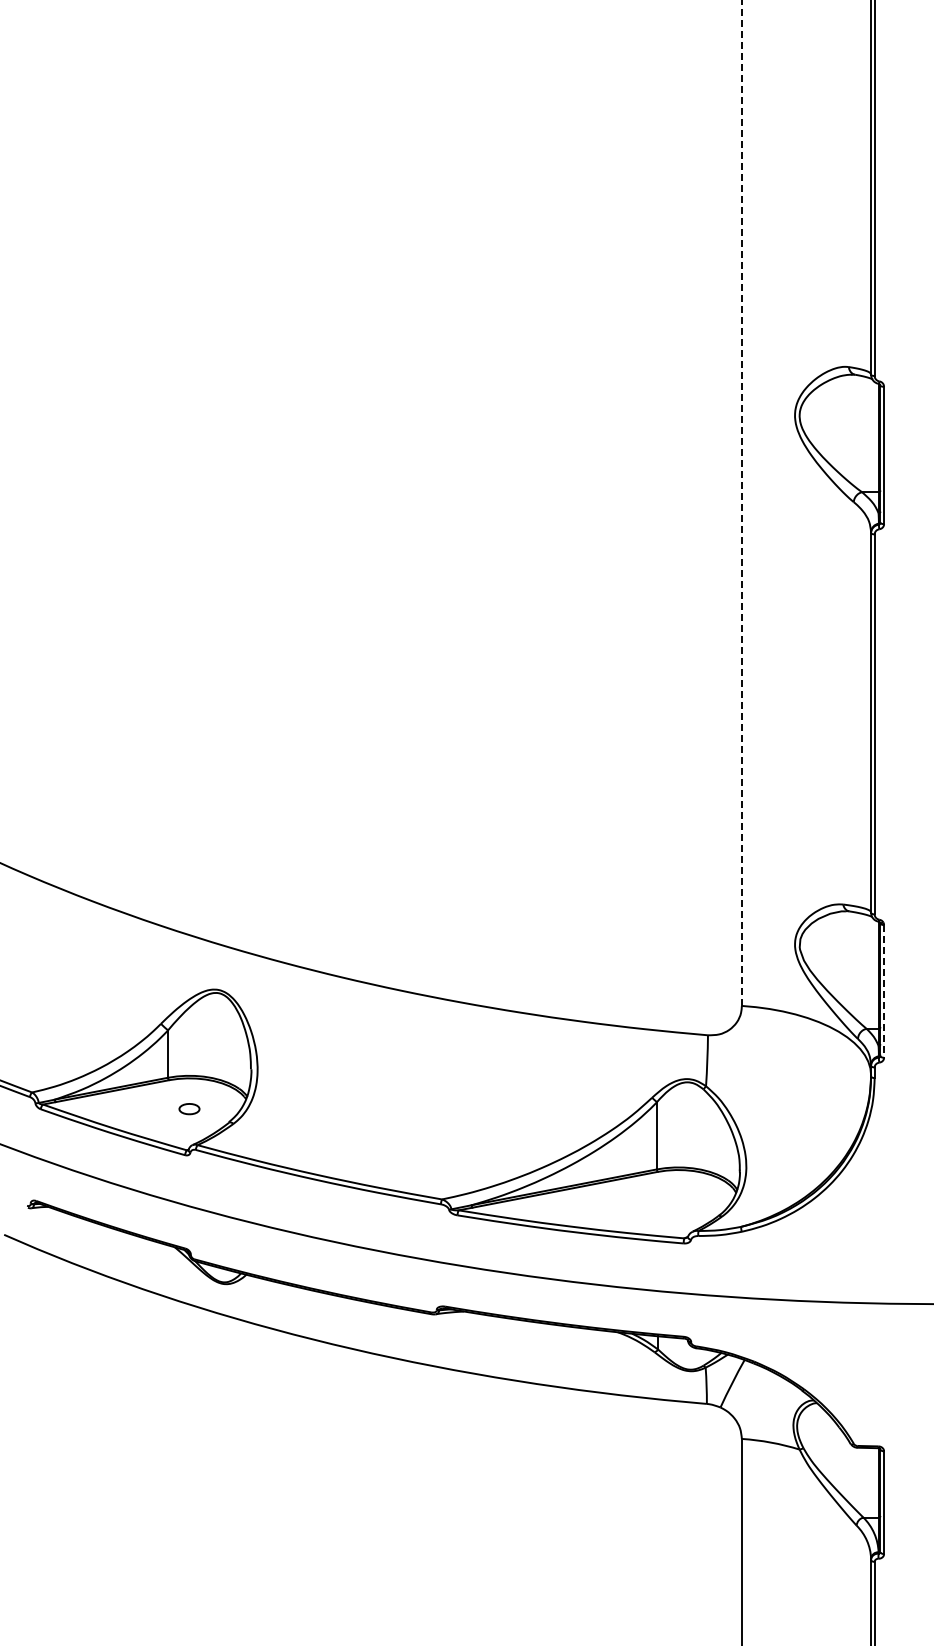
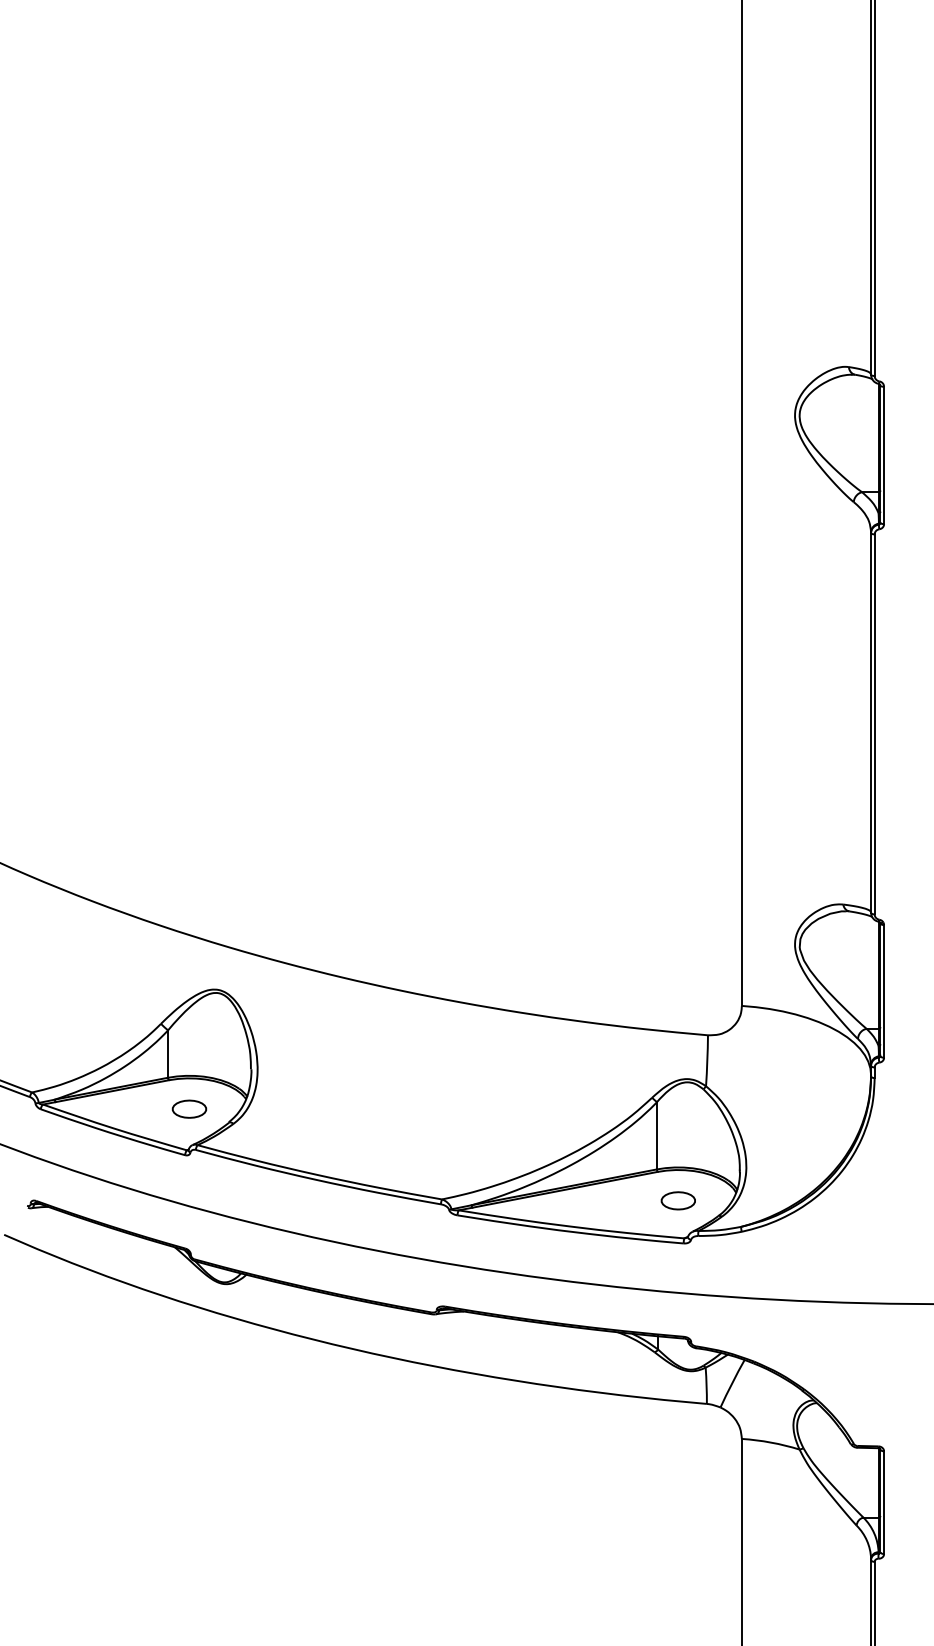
line: dashed -> solid (741, 503)
line: dashed -> solid (884, 991)
part size: 23x13 px -> 37x20 px (189, 1108)
part: none -> present (677, 1200)
